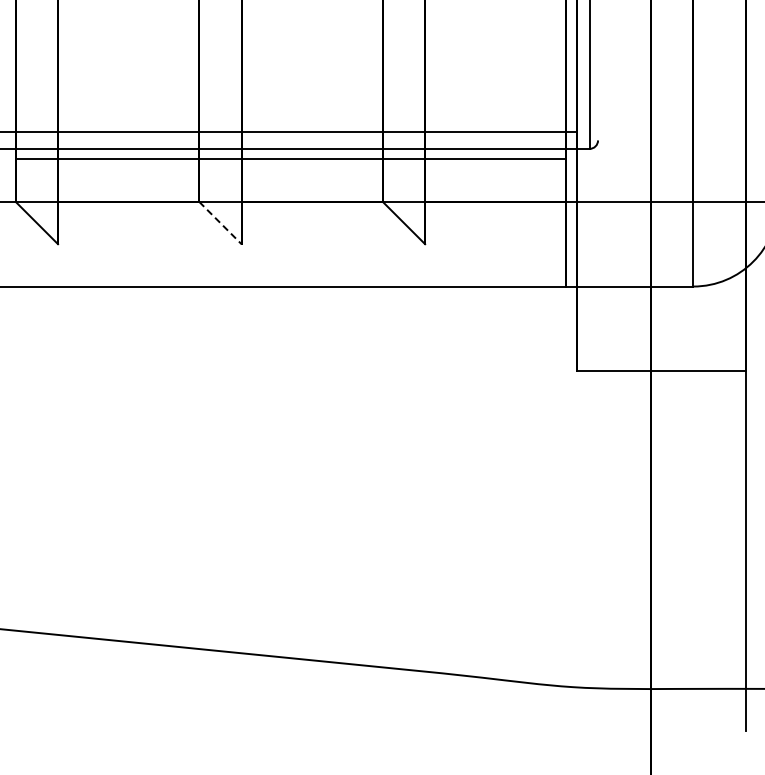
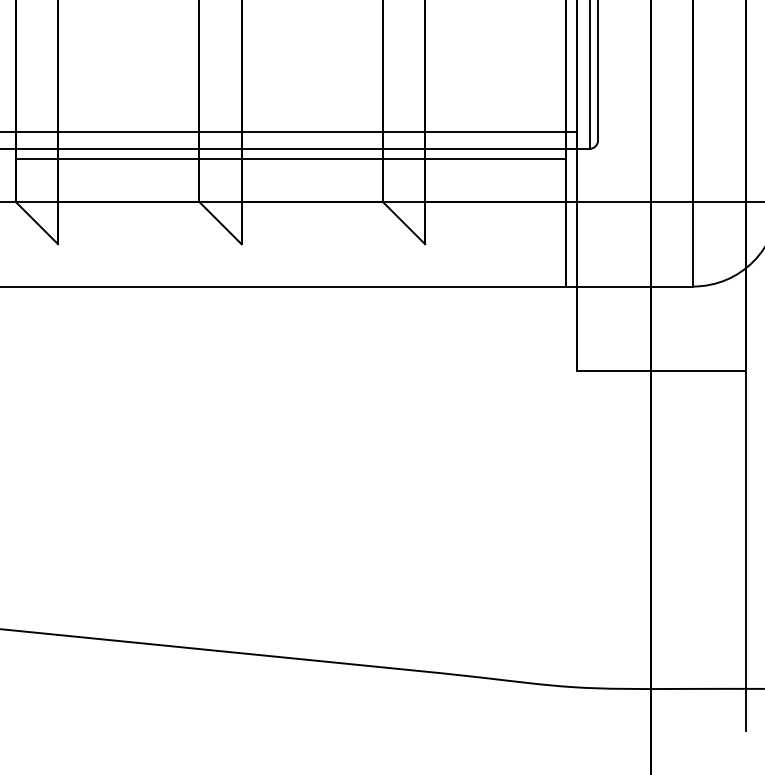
line: none -> present (598, 71)
line: dashed -> solid (220, 223)
